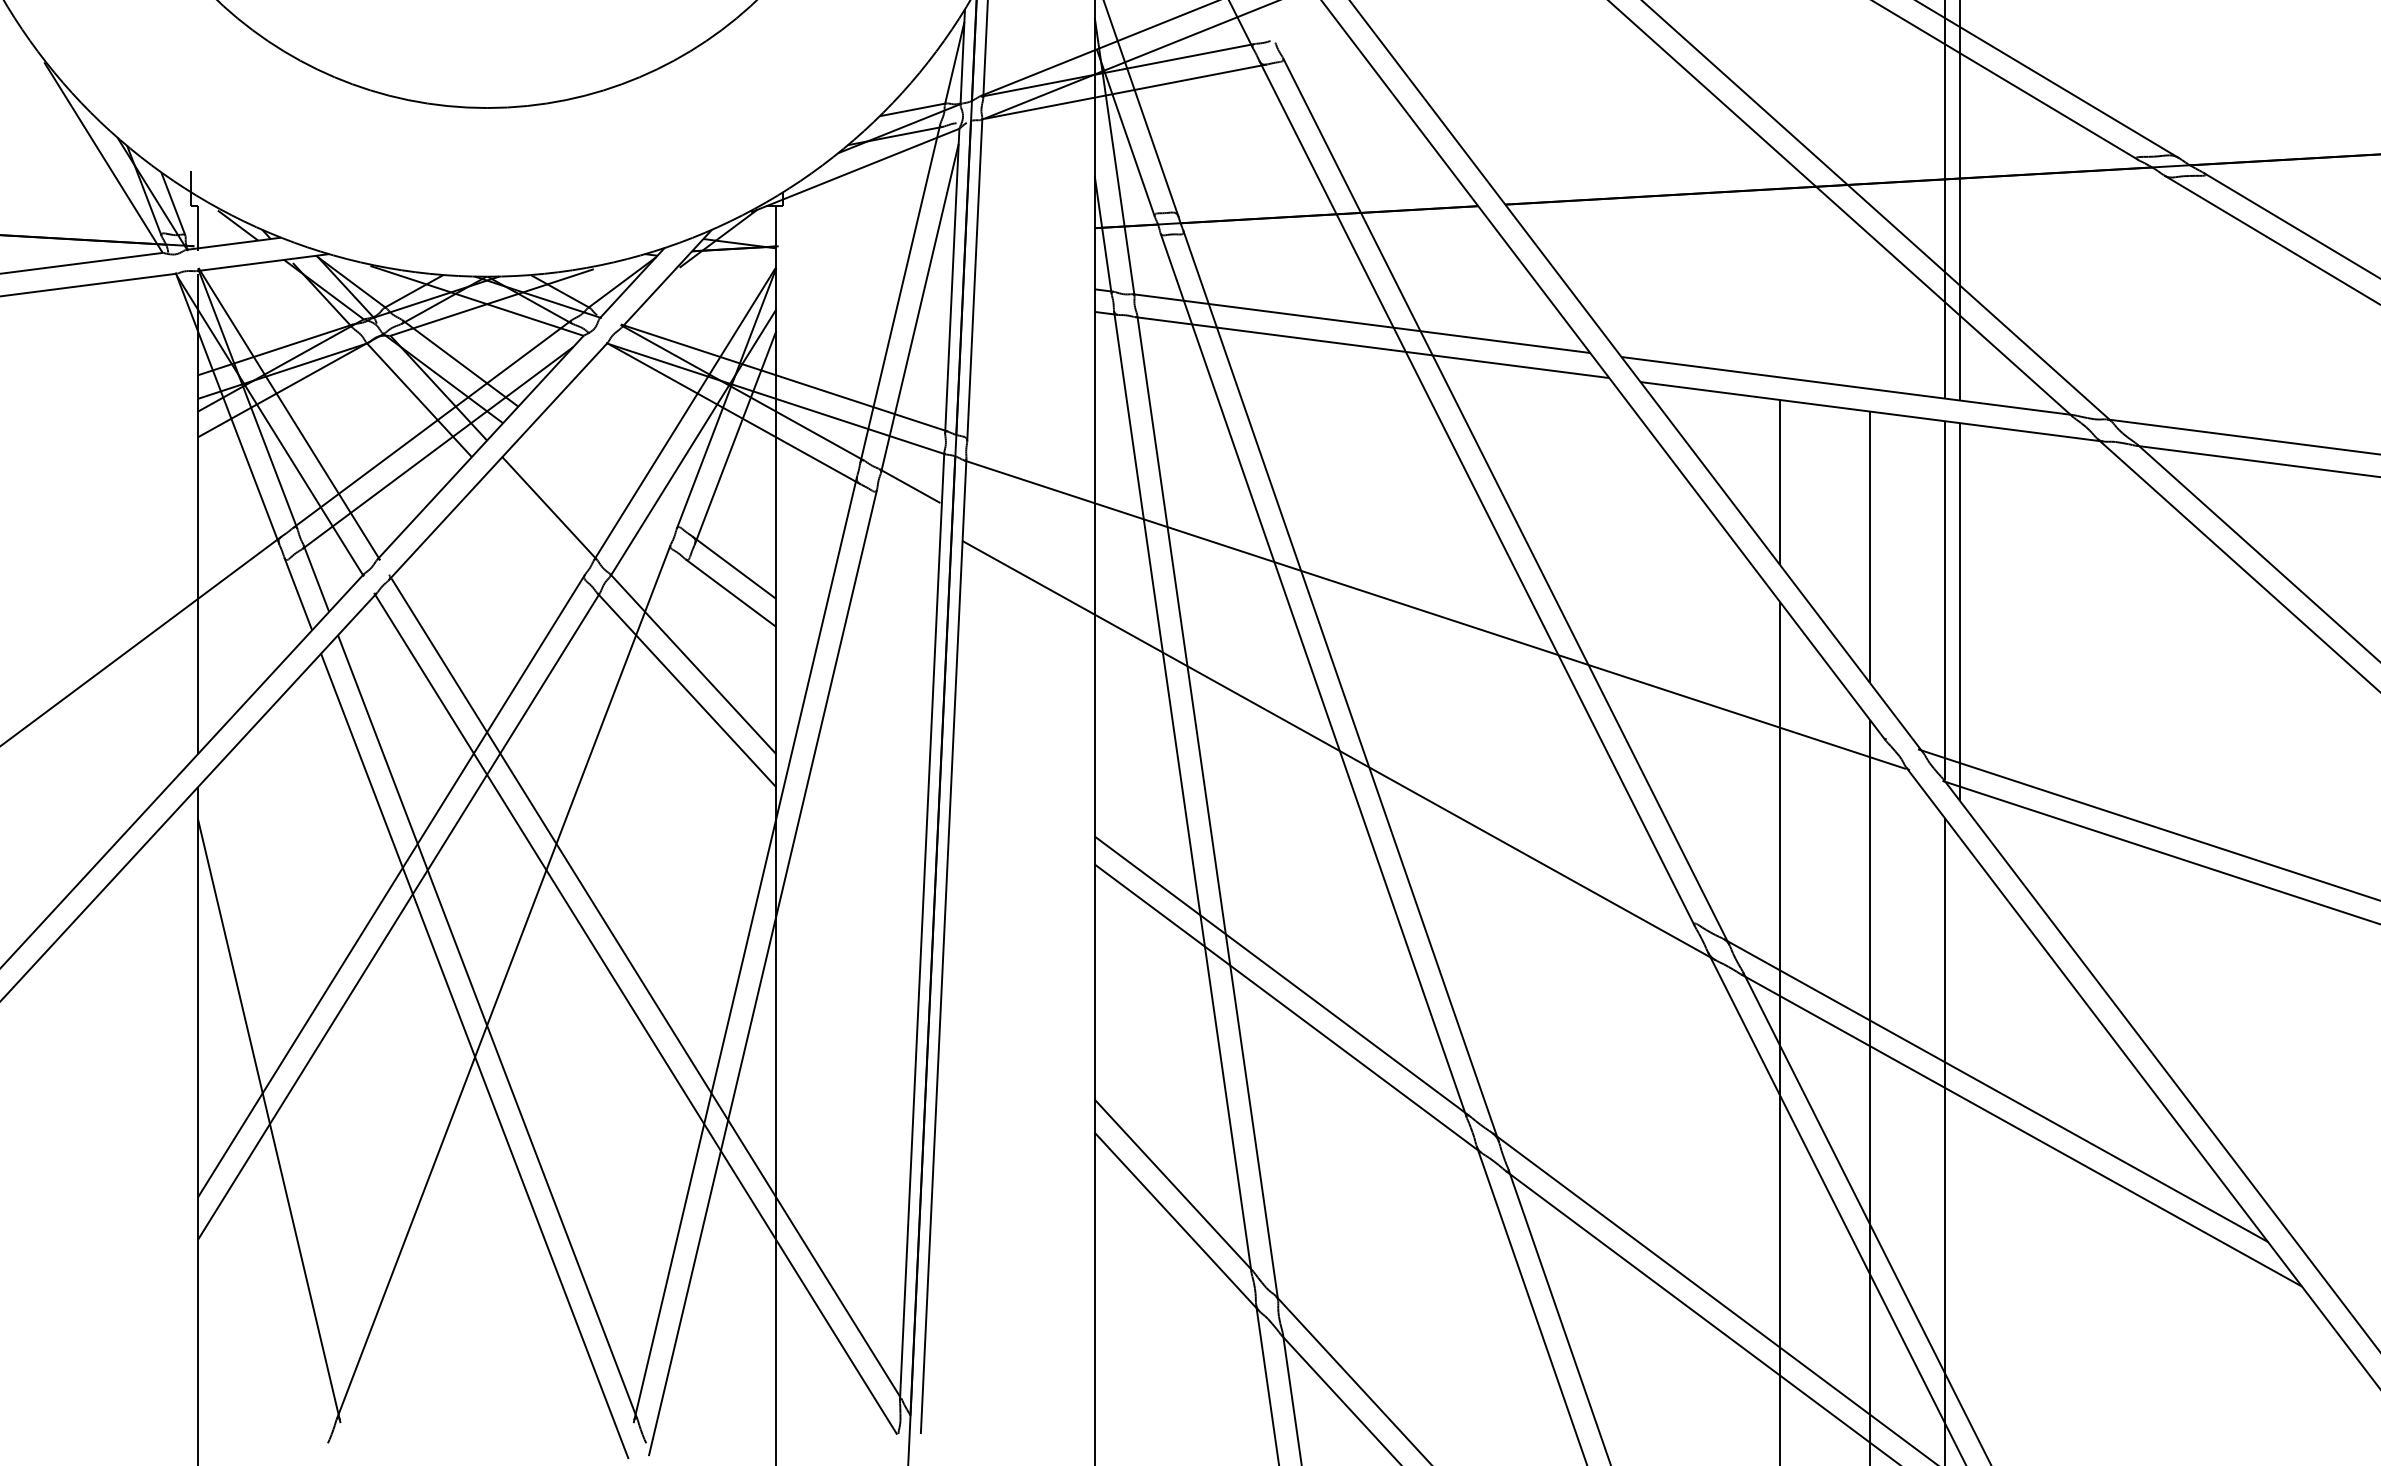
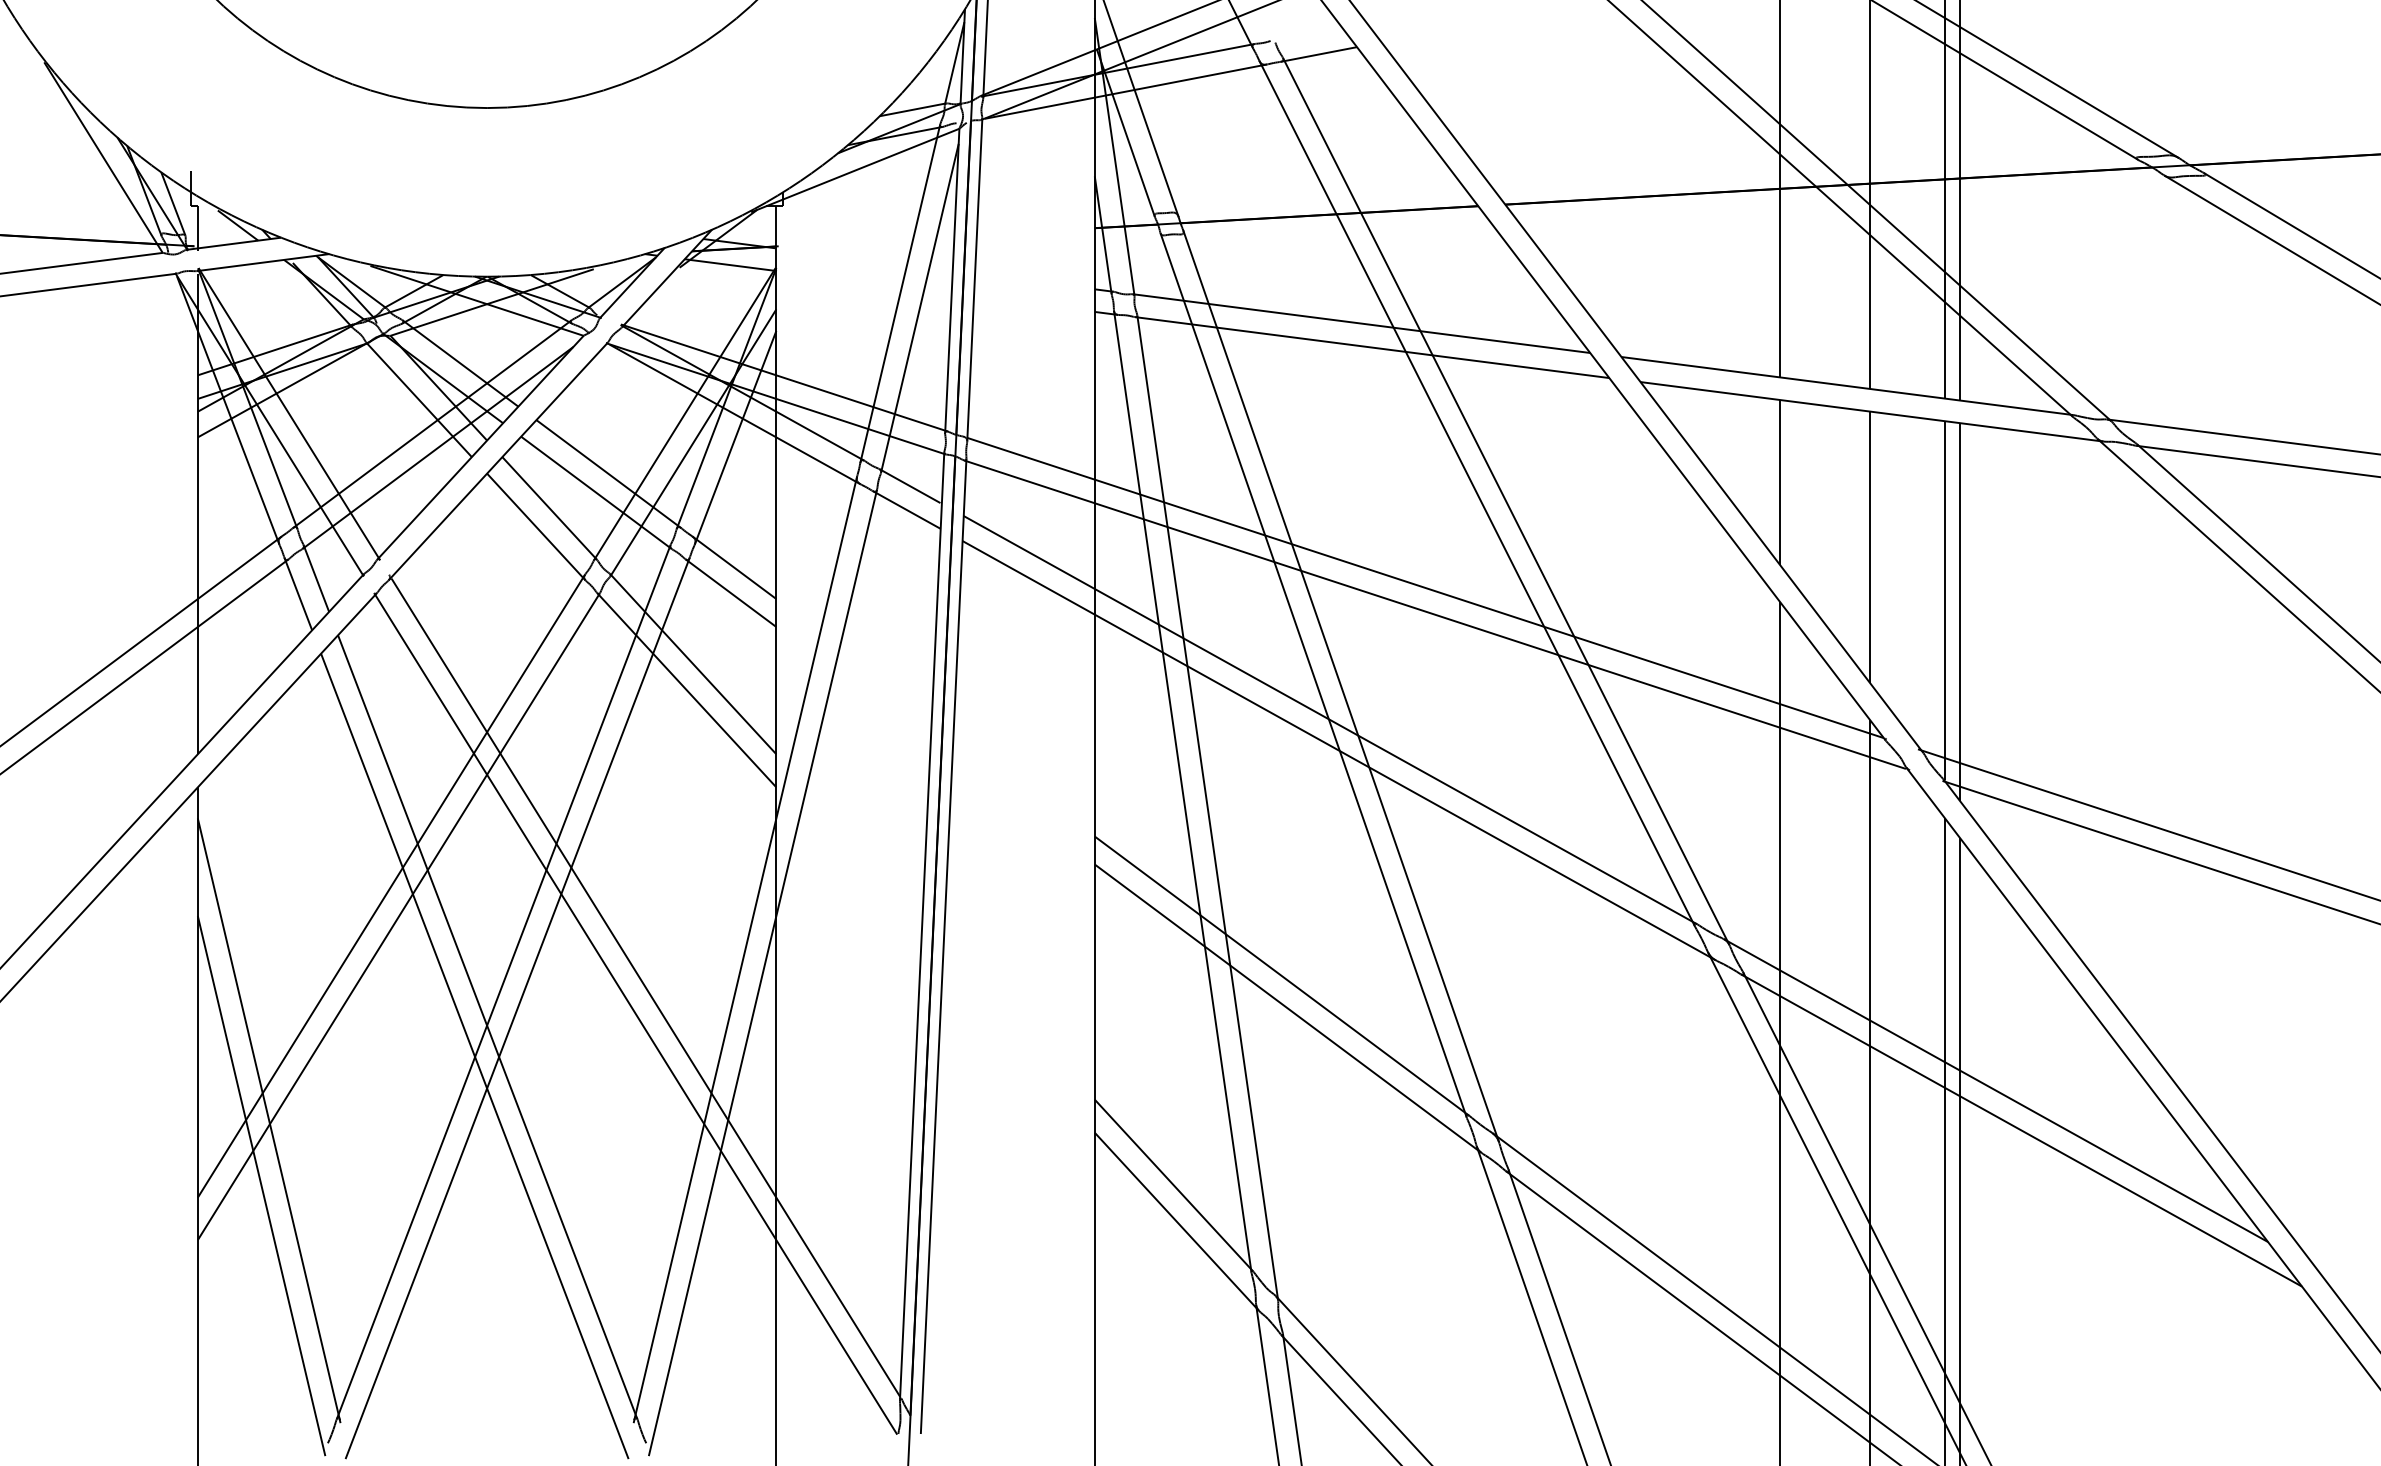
line: none -> present (1318, 54)
line: none -> present (1780, 189)
line: none -> present (1869, 195)
line: none -> present (730, 265)
line: none -> present (608, 474)
line: none -> present (596, 492)
line: none -> present (906, 509)
line: none -> present (536, 526)
line: none -> present (1425, 587)
line: none -> present (145, 665)
line: none -> present (1330, 720)
line: none -> present (517, 1008)
line: none -> present (1959, 1149)
line: none -> present (261, 1186)
